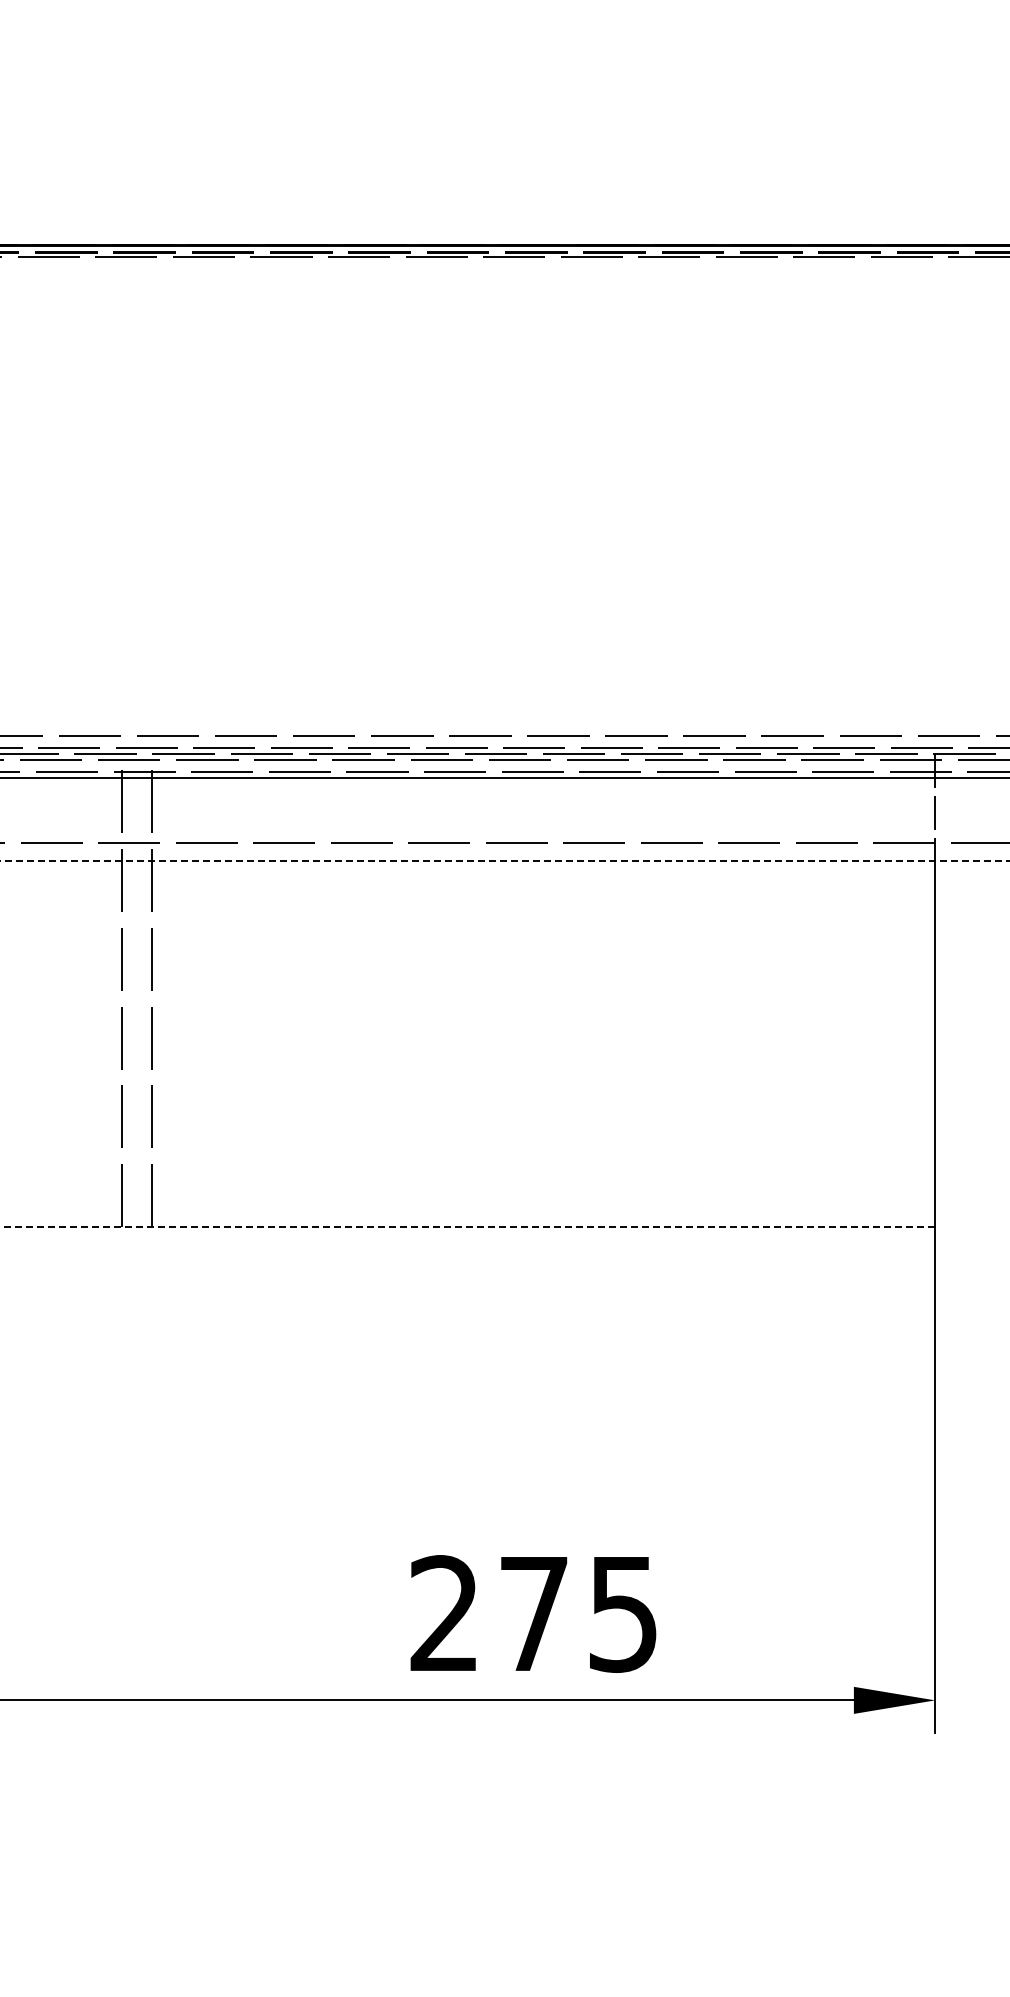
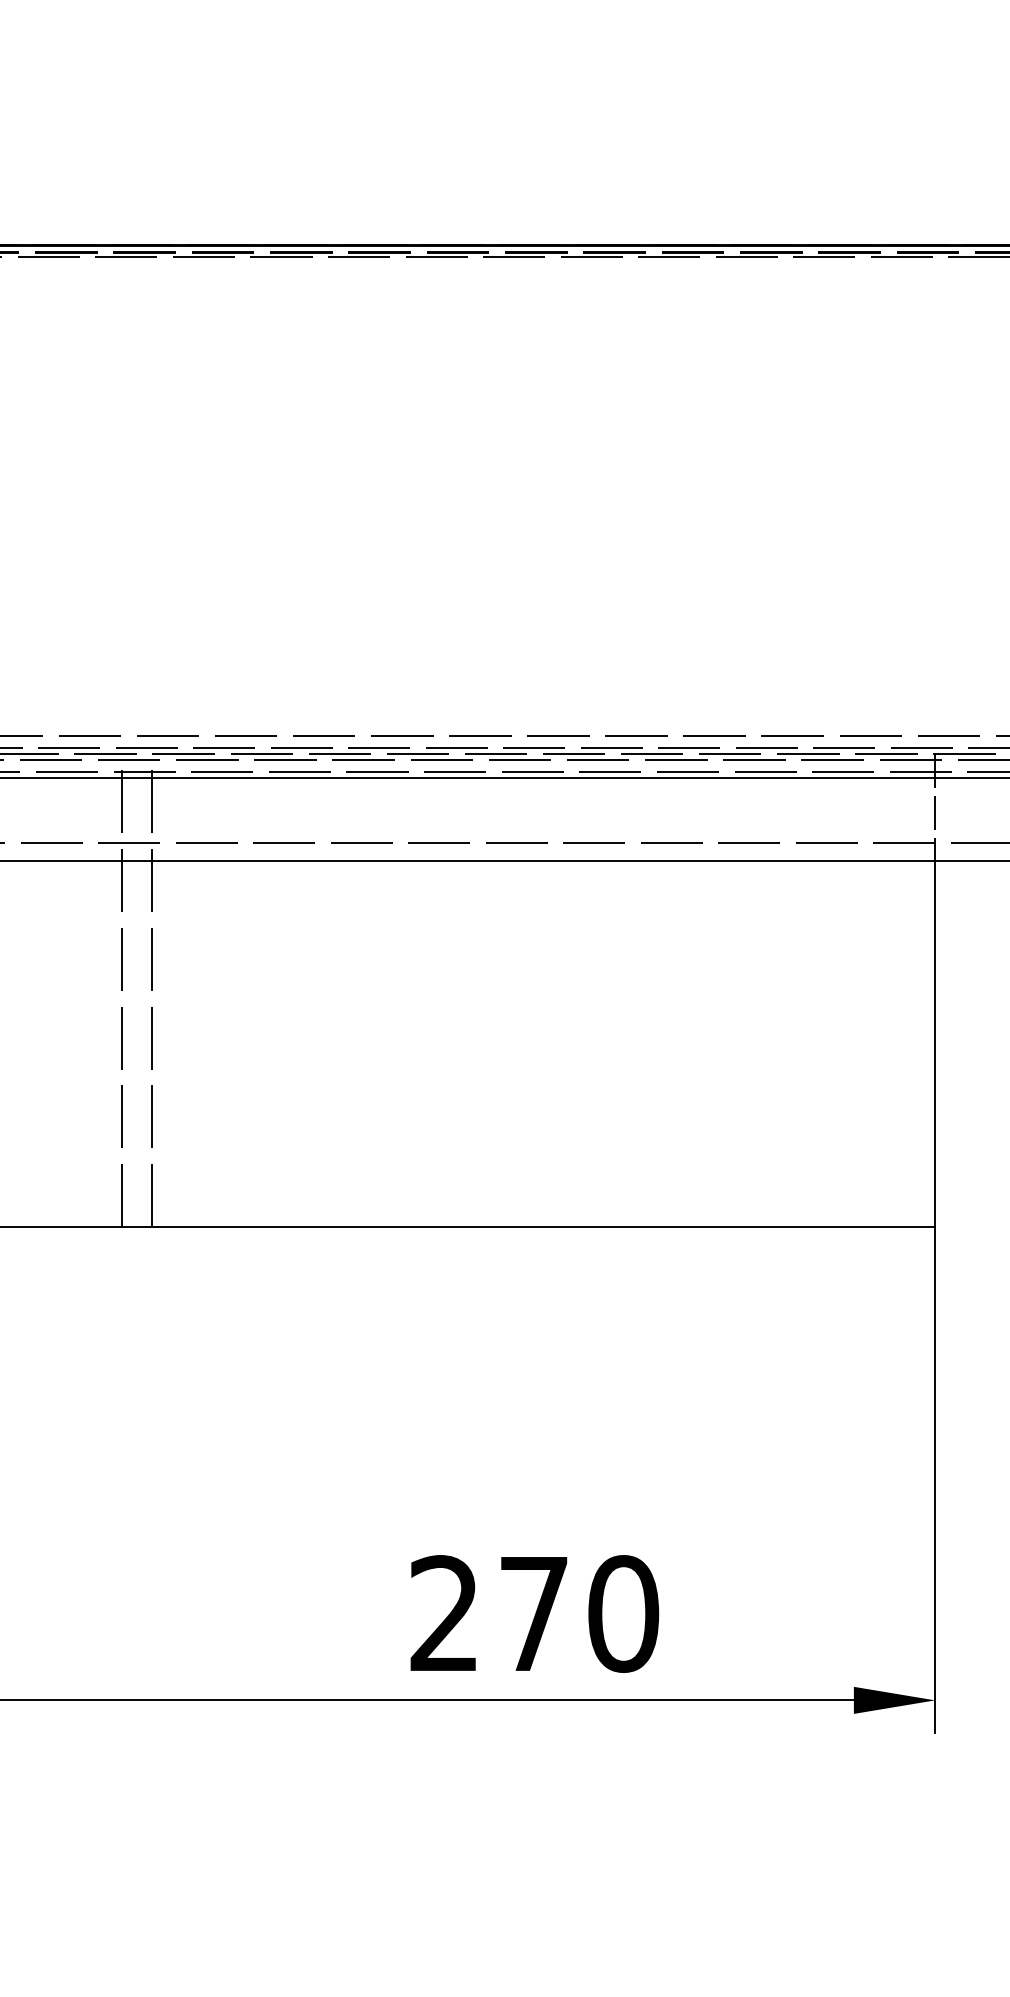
line: dashed -> solid (504, 860)
line: dashed -> solid (467, 1227)
text: 275 -> 270 (623, 1613)
